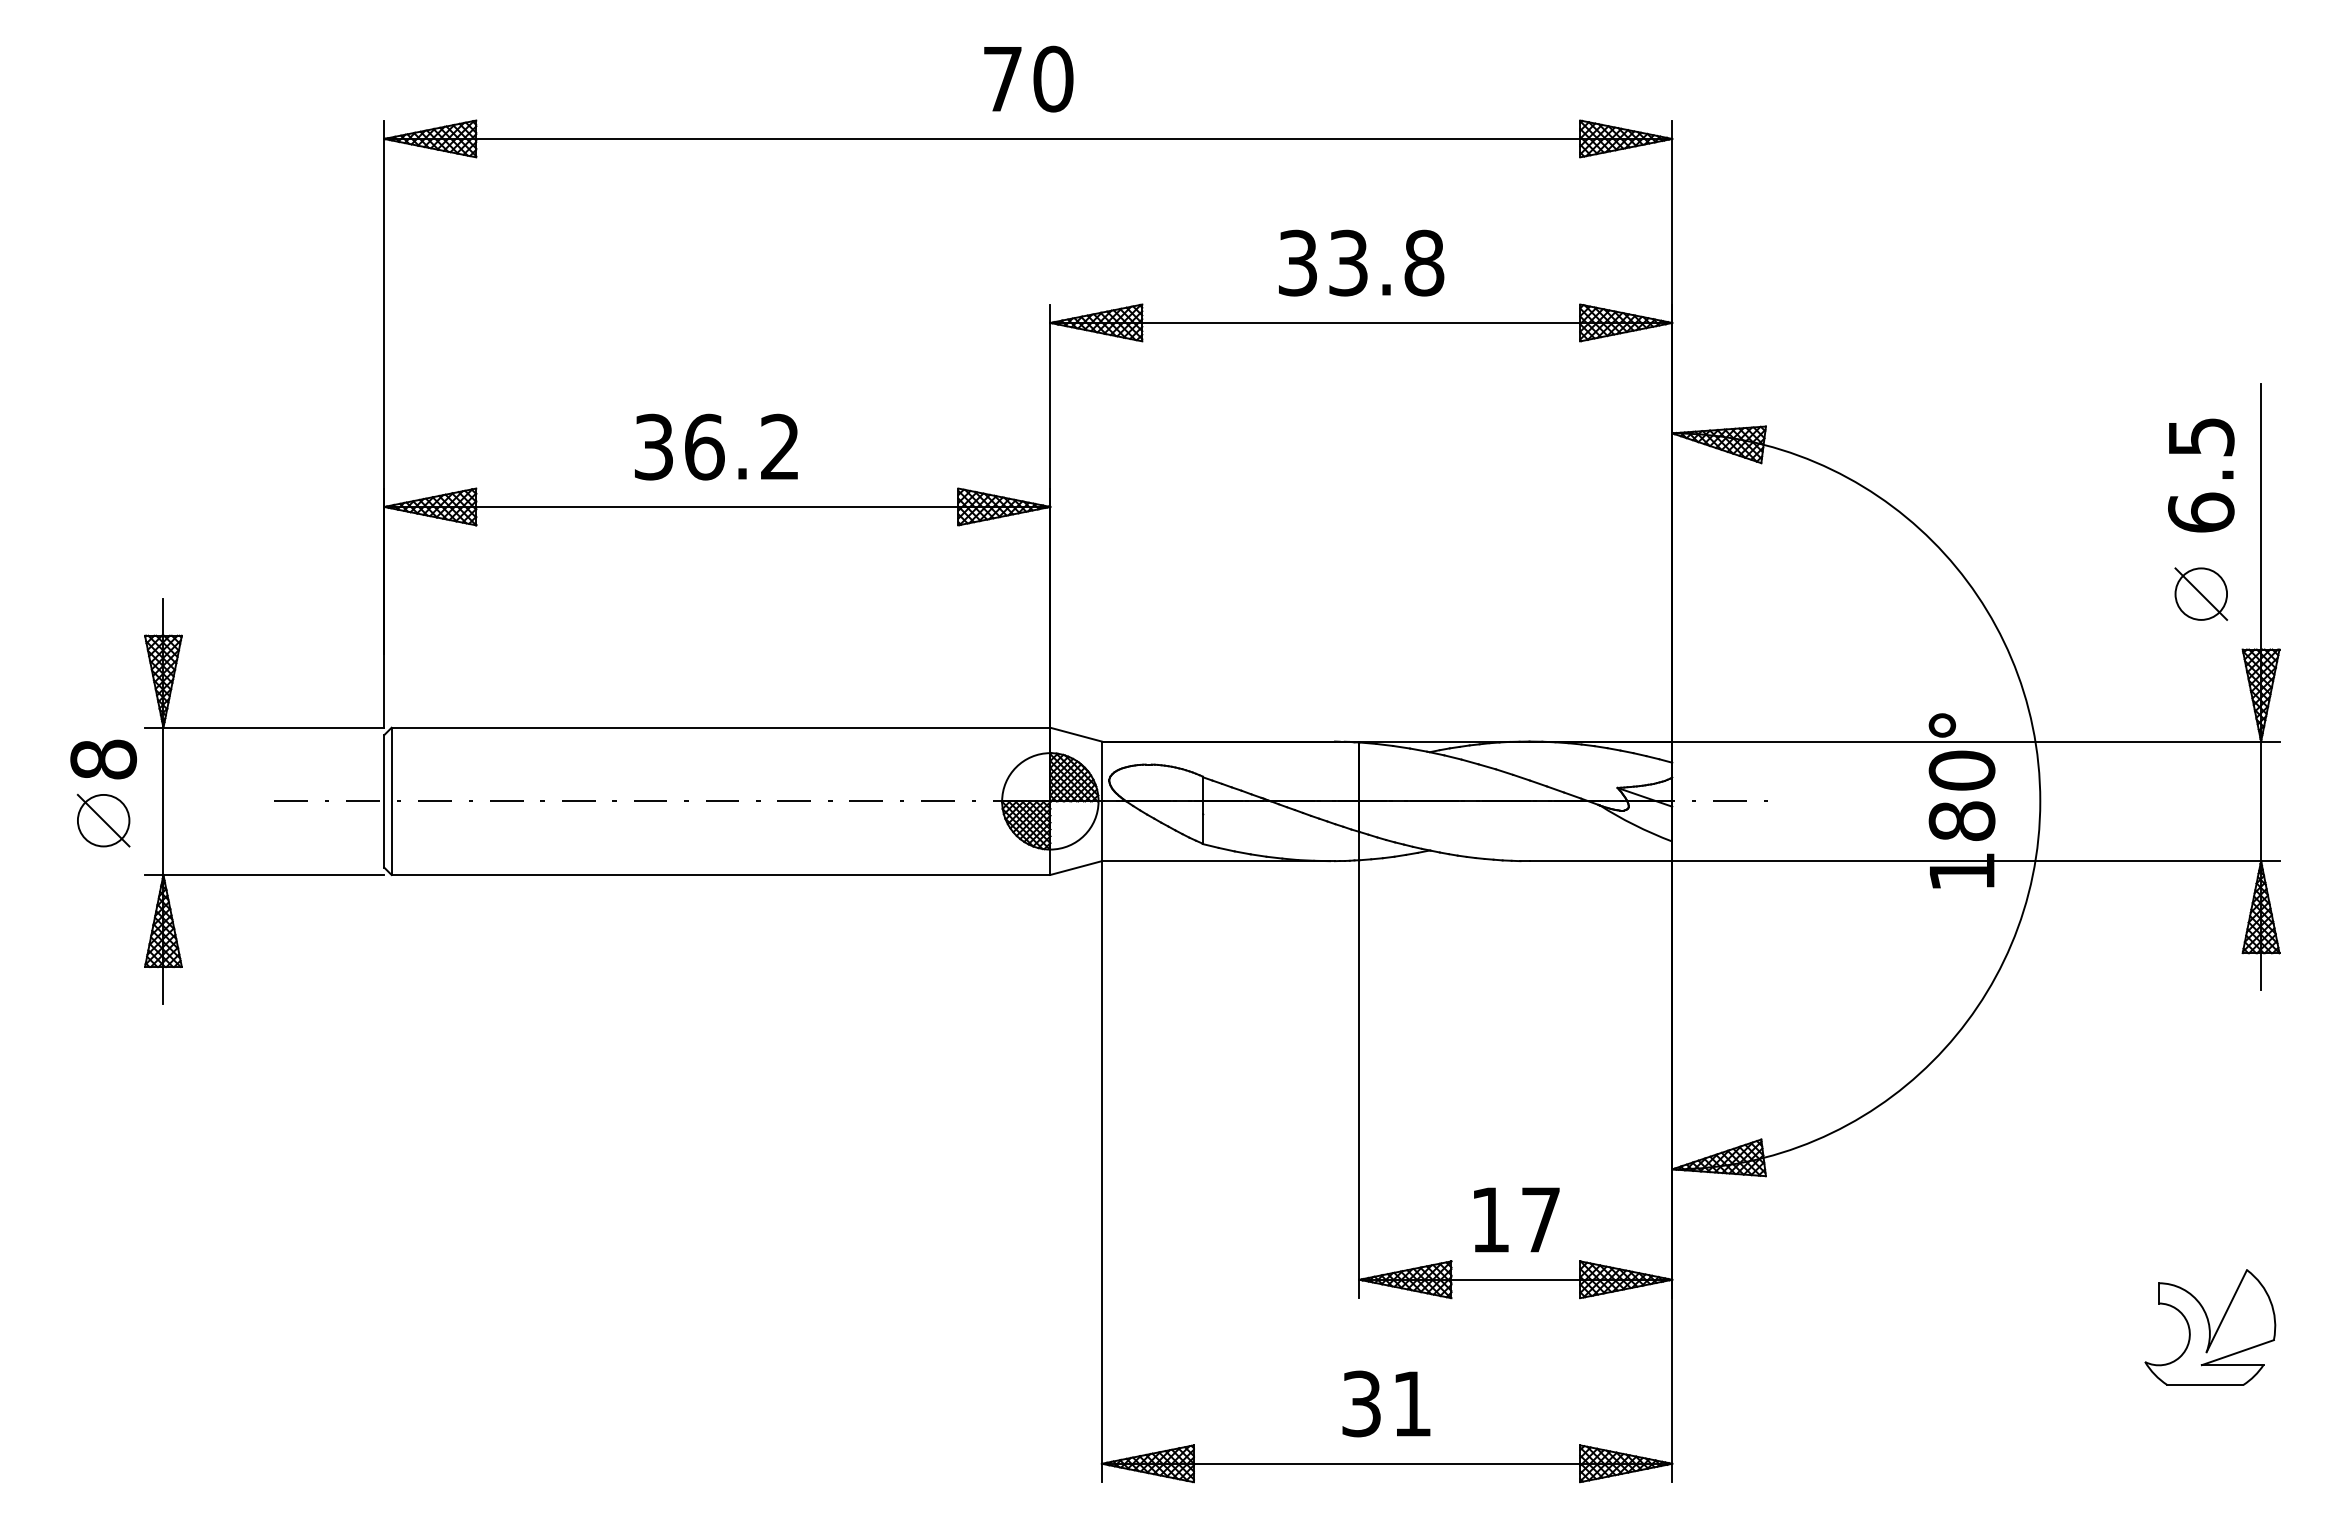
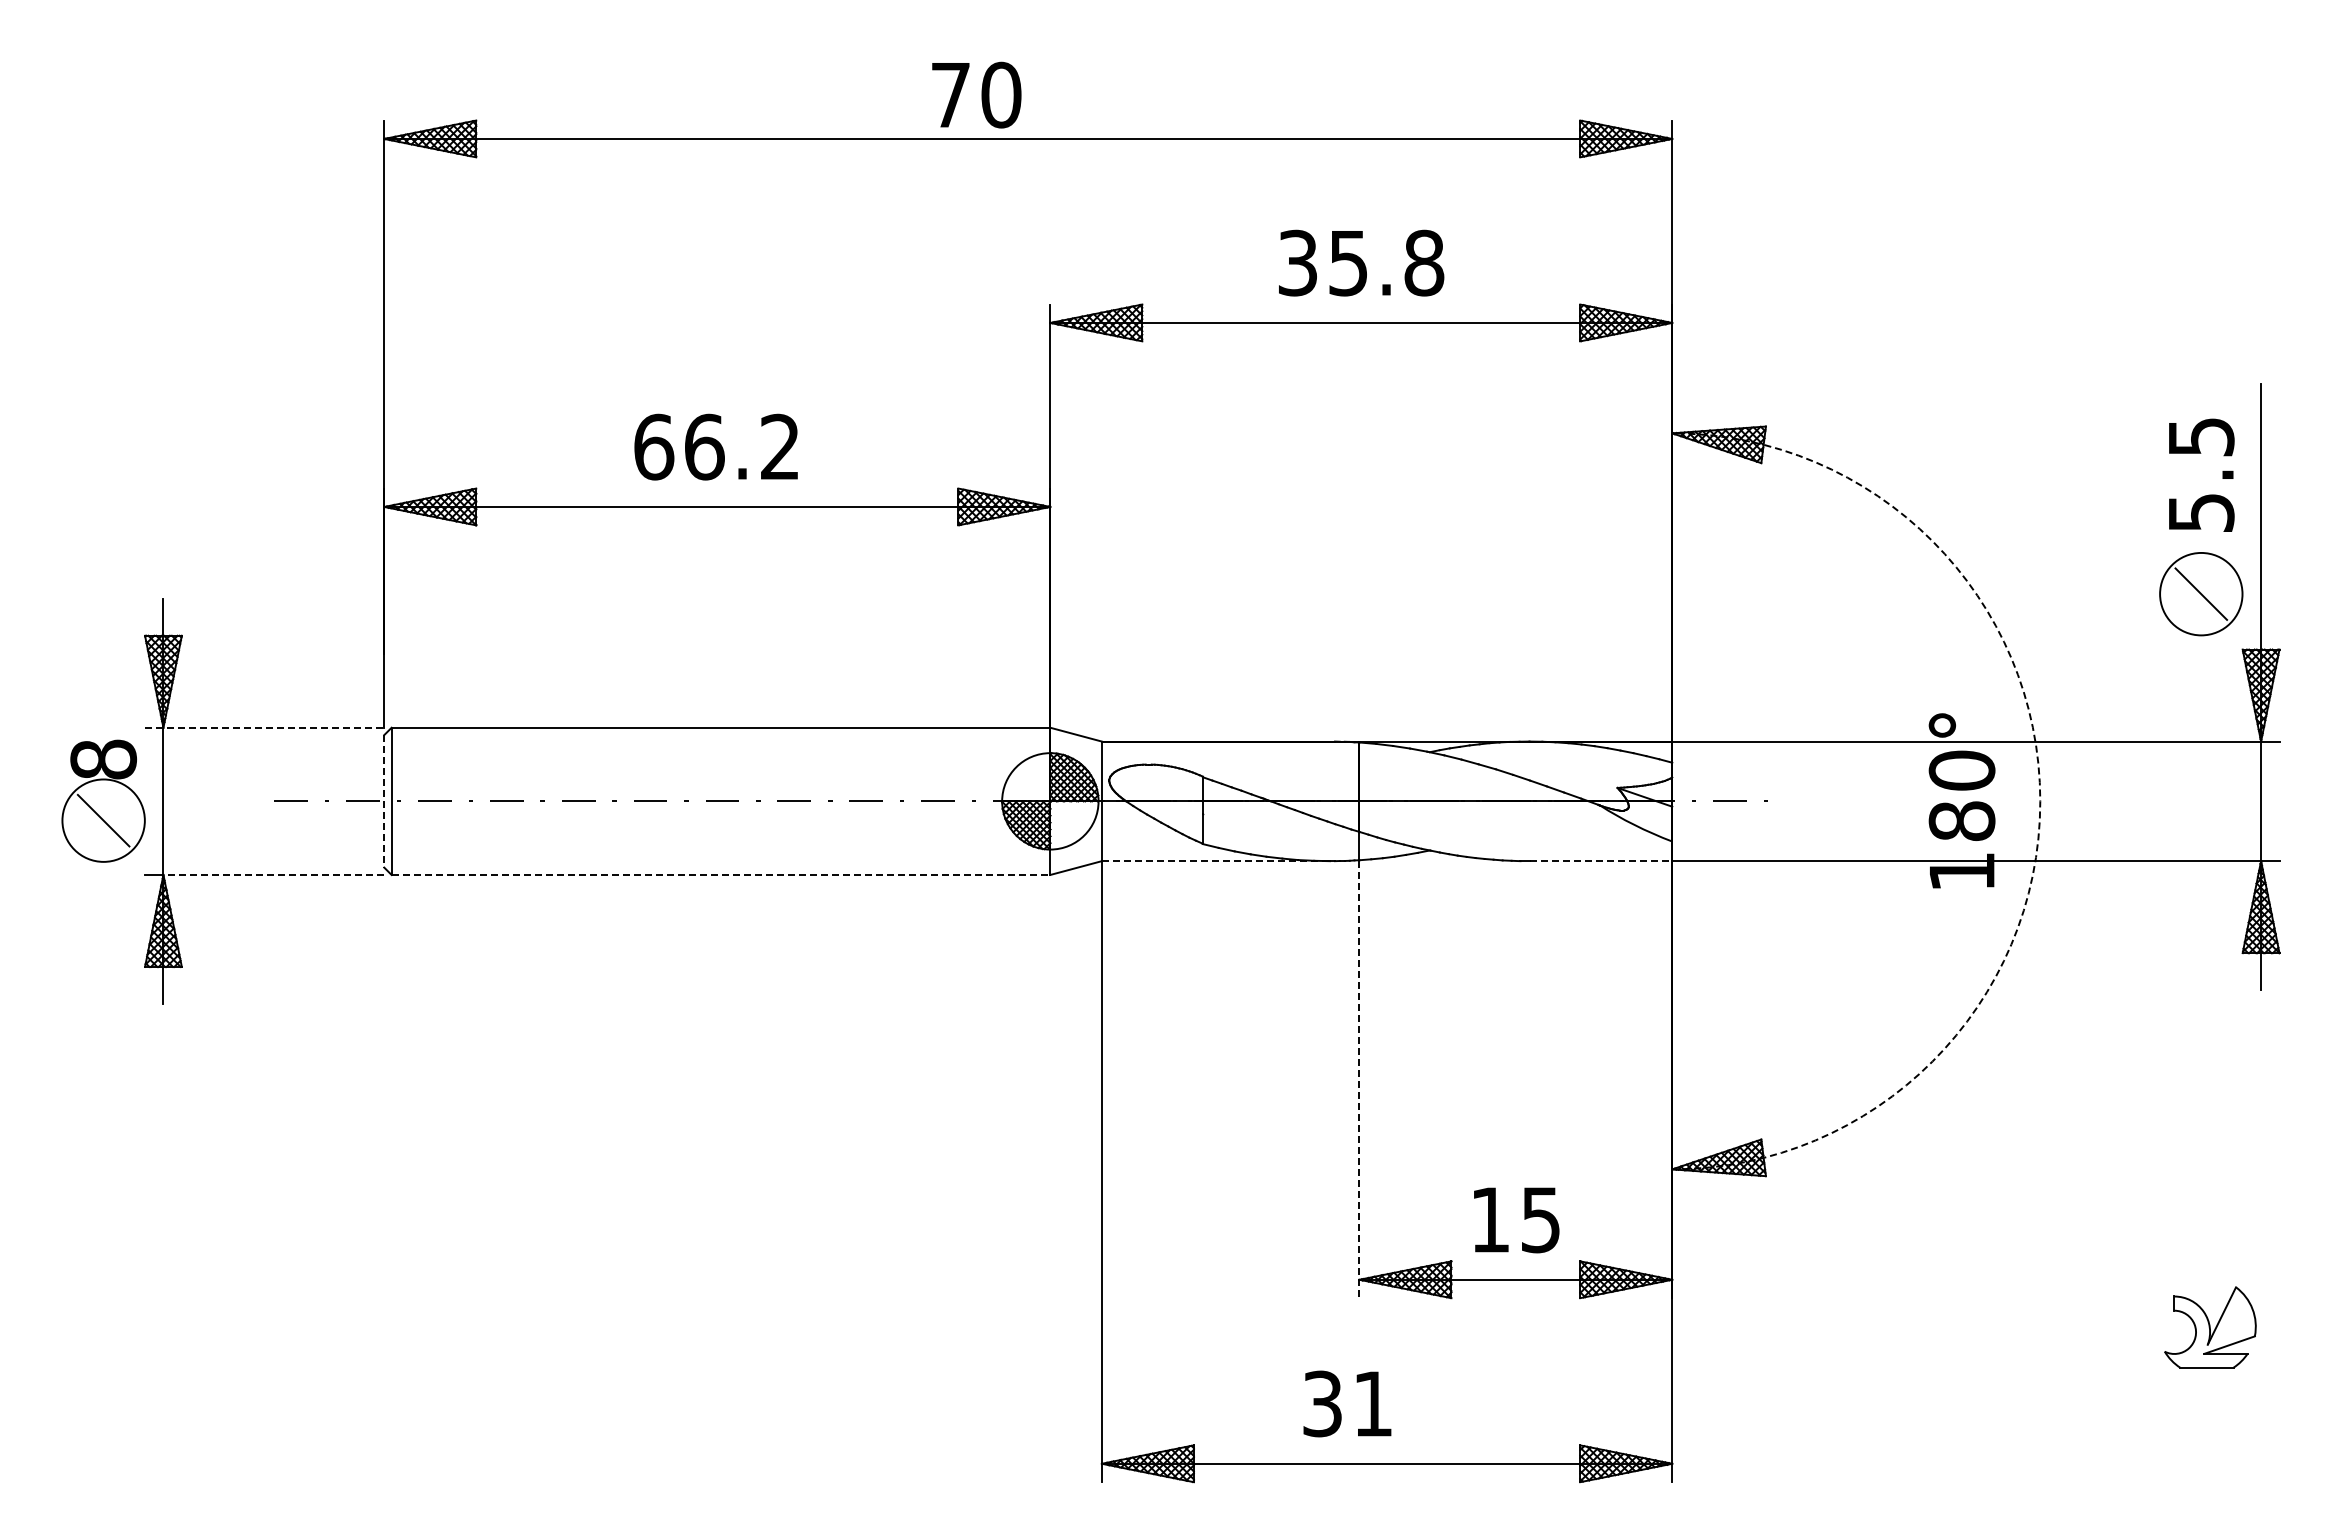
text position: (1028, 78) -> (976, 94) (976, 94)
text: 33.8 -> 35.8 (1348, 262)
text: 36.2 -> 66.2 (654, 446)
text: 6.5 -> 5.5 (2201, 512)
circle diameter: 52 px -> 82 px (2201, 593)
line: solid -> dashed (264, 727)
line: solid -> dashed (384, 801)
arc: solid -> dashed (2040, 801)
circle diameter: 52 px -> 82 px (103, 820)
line: solid -> dashed (1216, 861)
line: solid -> dashed (1601, 861)
line: solid -> dashed (273, 874)
line: solid -> dashed (721, 874)
line: solid -> dashed (1359, 1079)
text: 17 -> 15 (1540, 1220)
part size: 133x117 px -> 93x83 px (2210, 1327)
text position: (1386, 1403) -> (1347, 1403) (1347, 1403)
